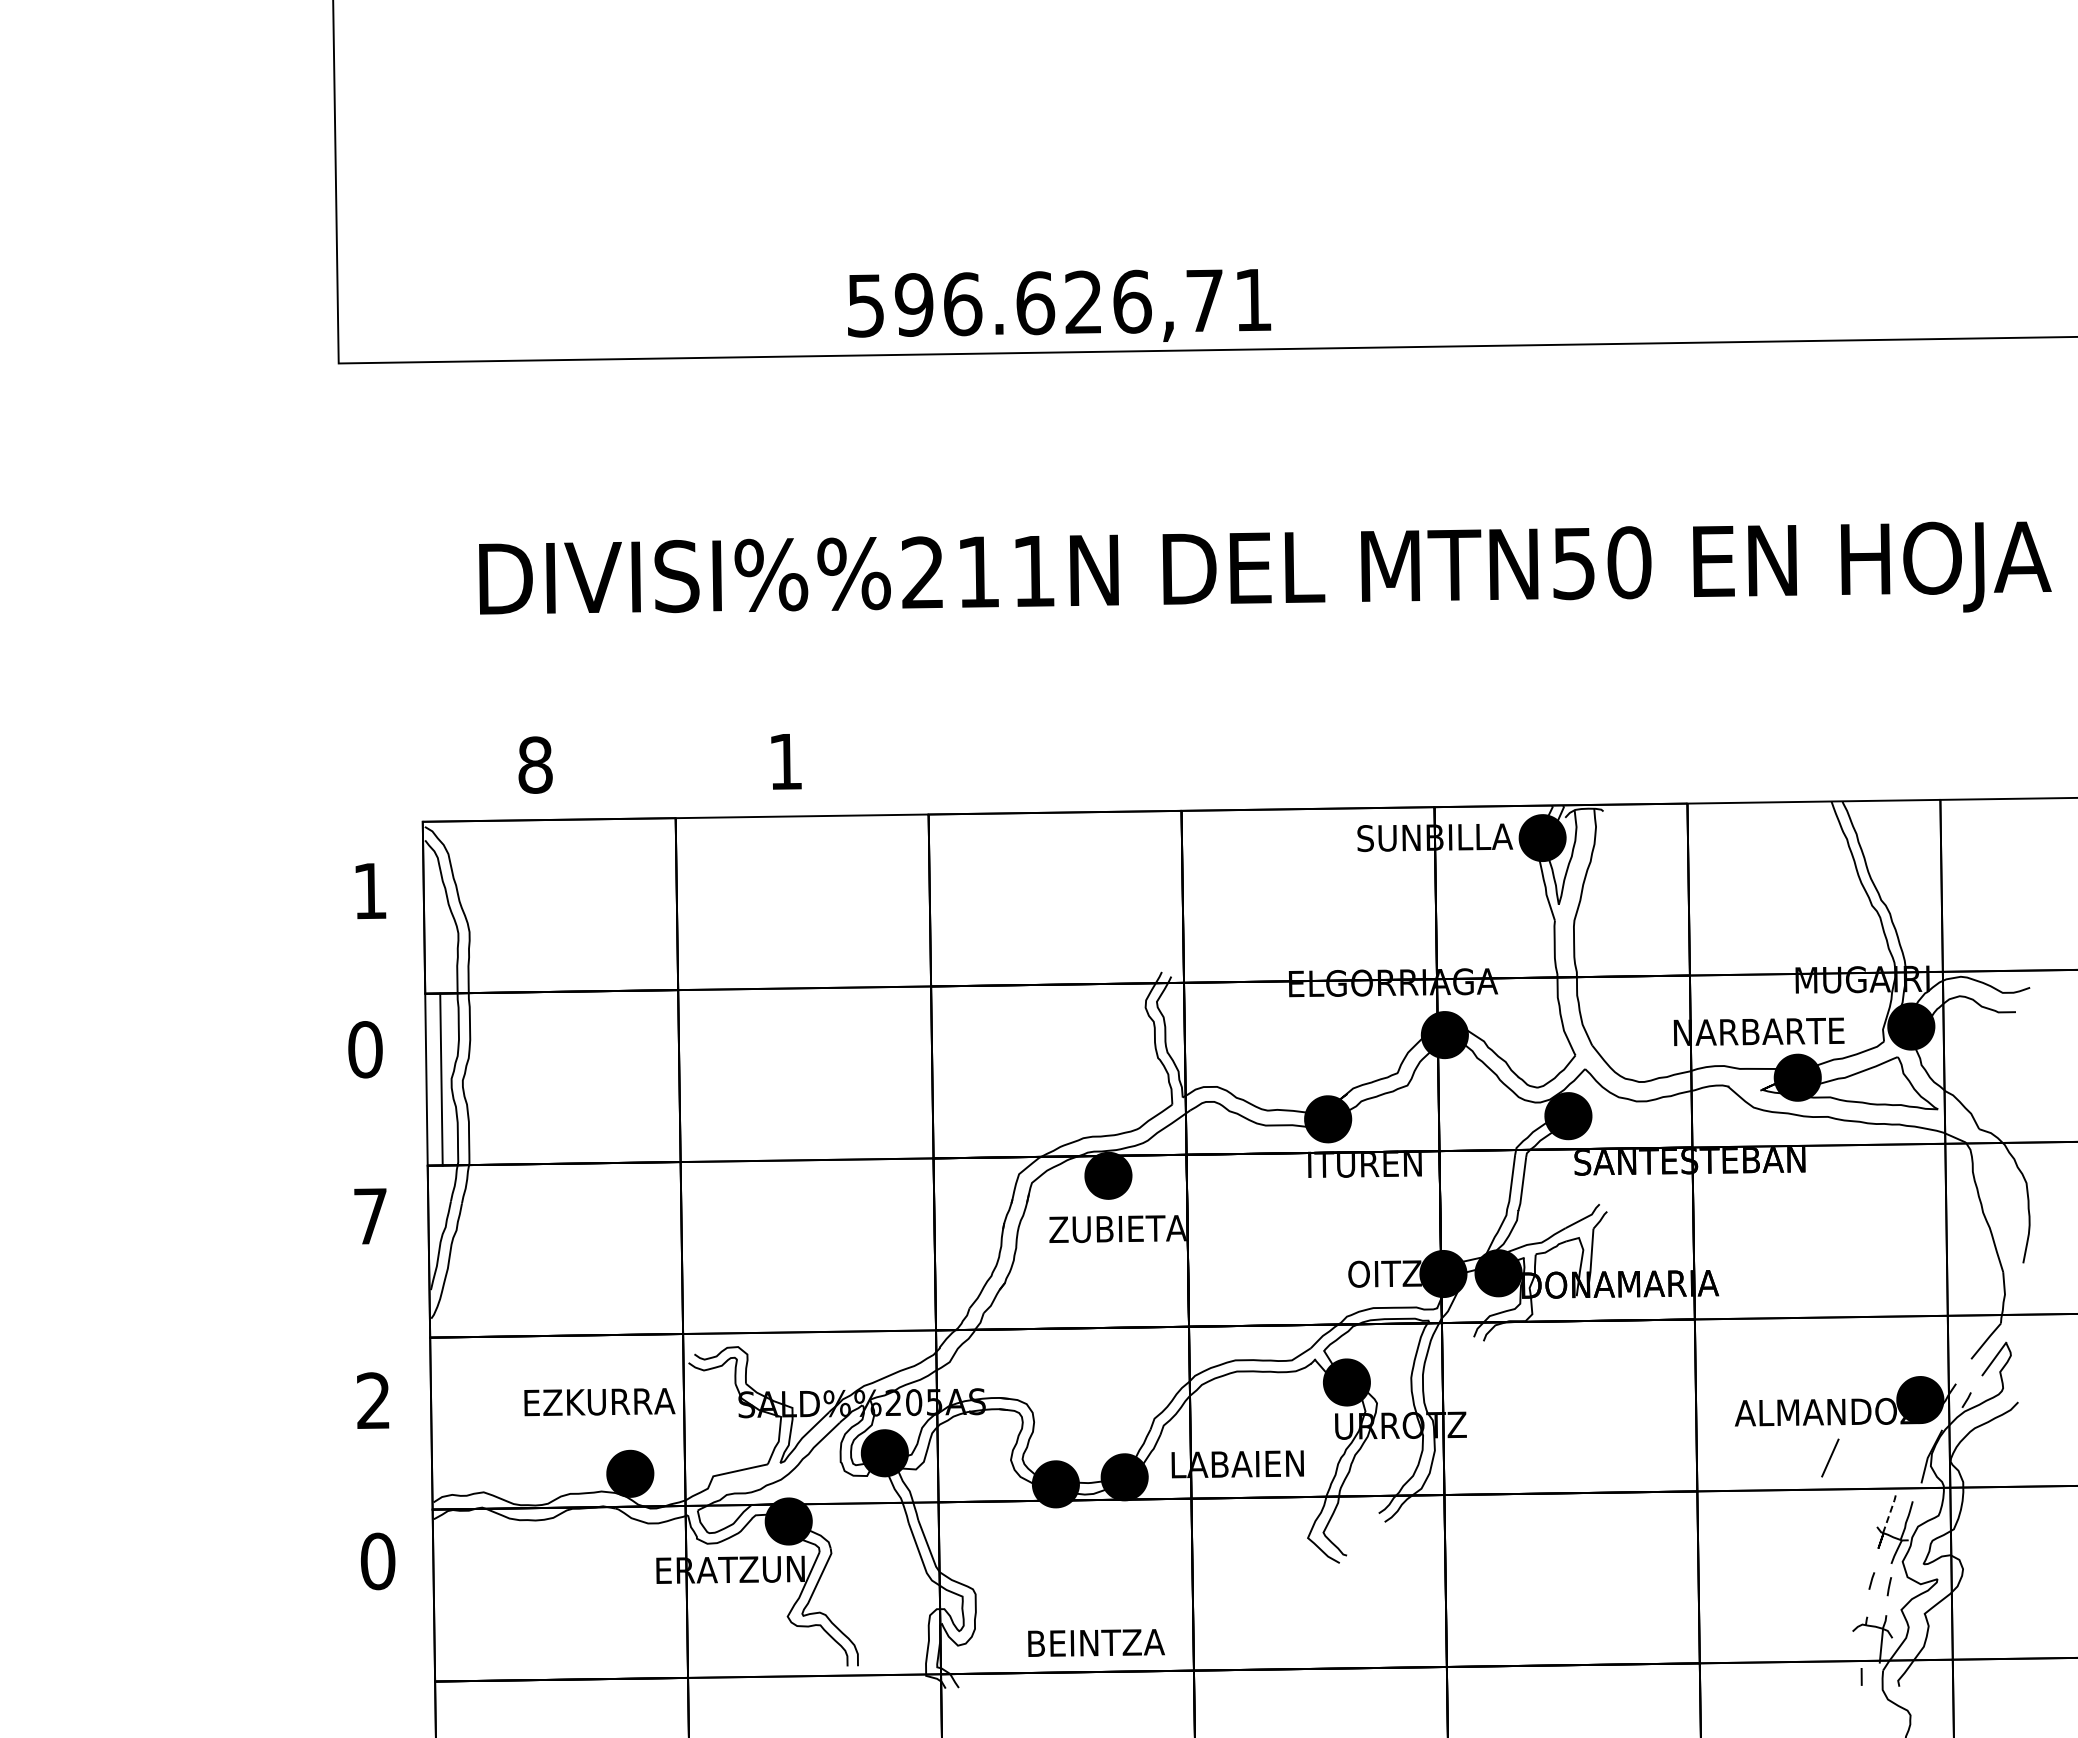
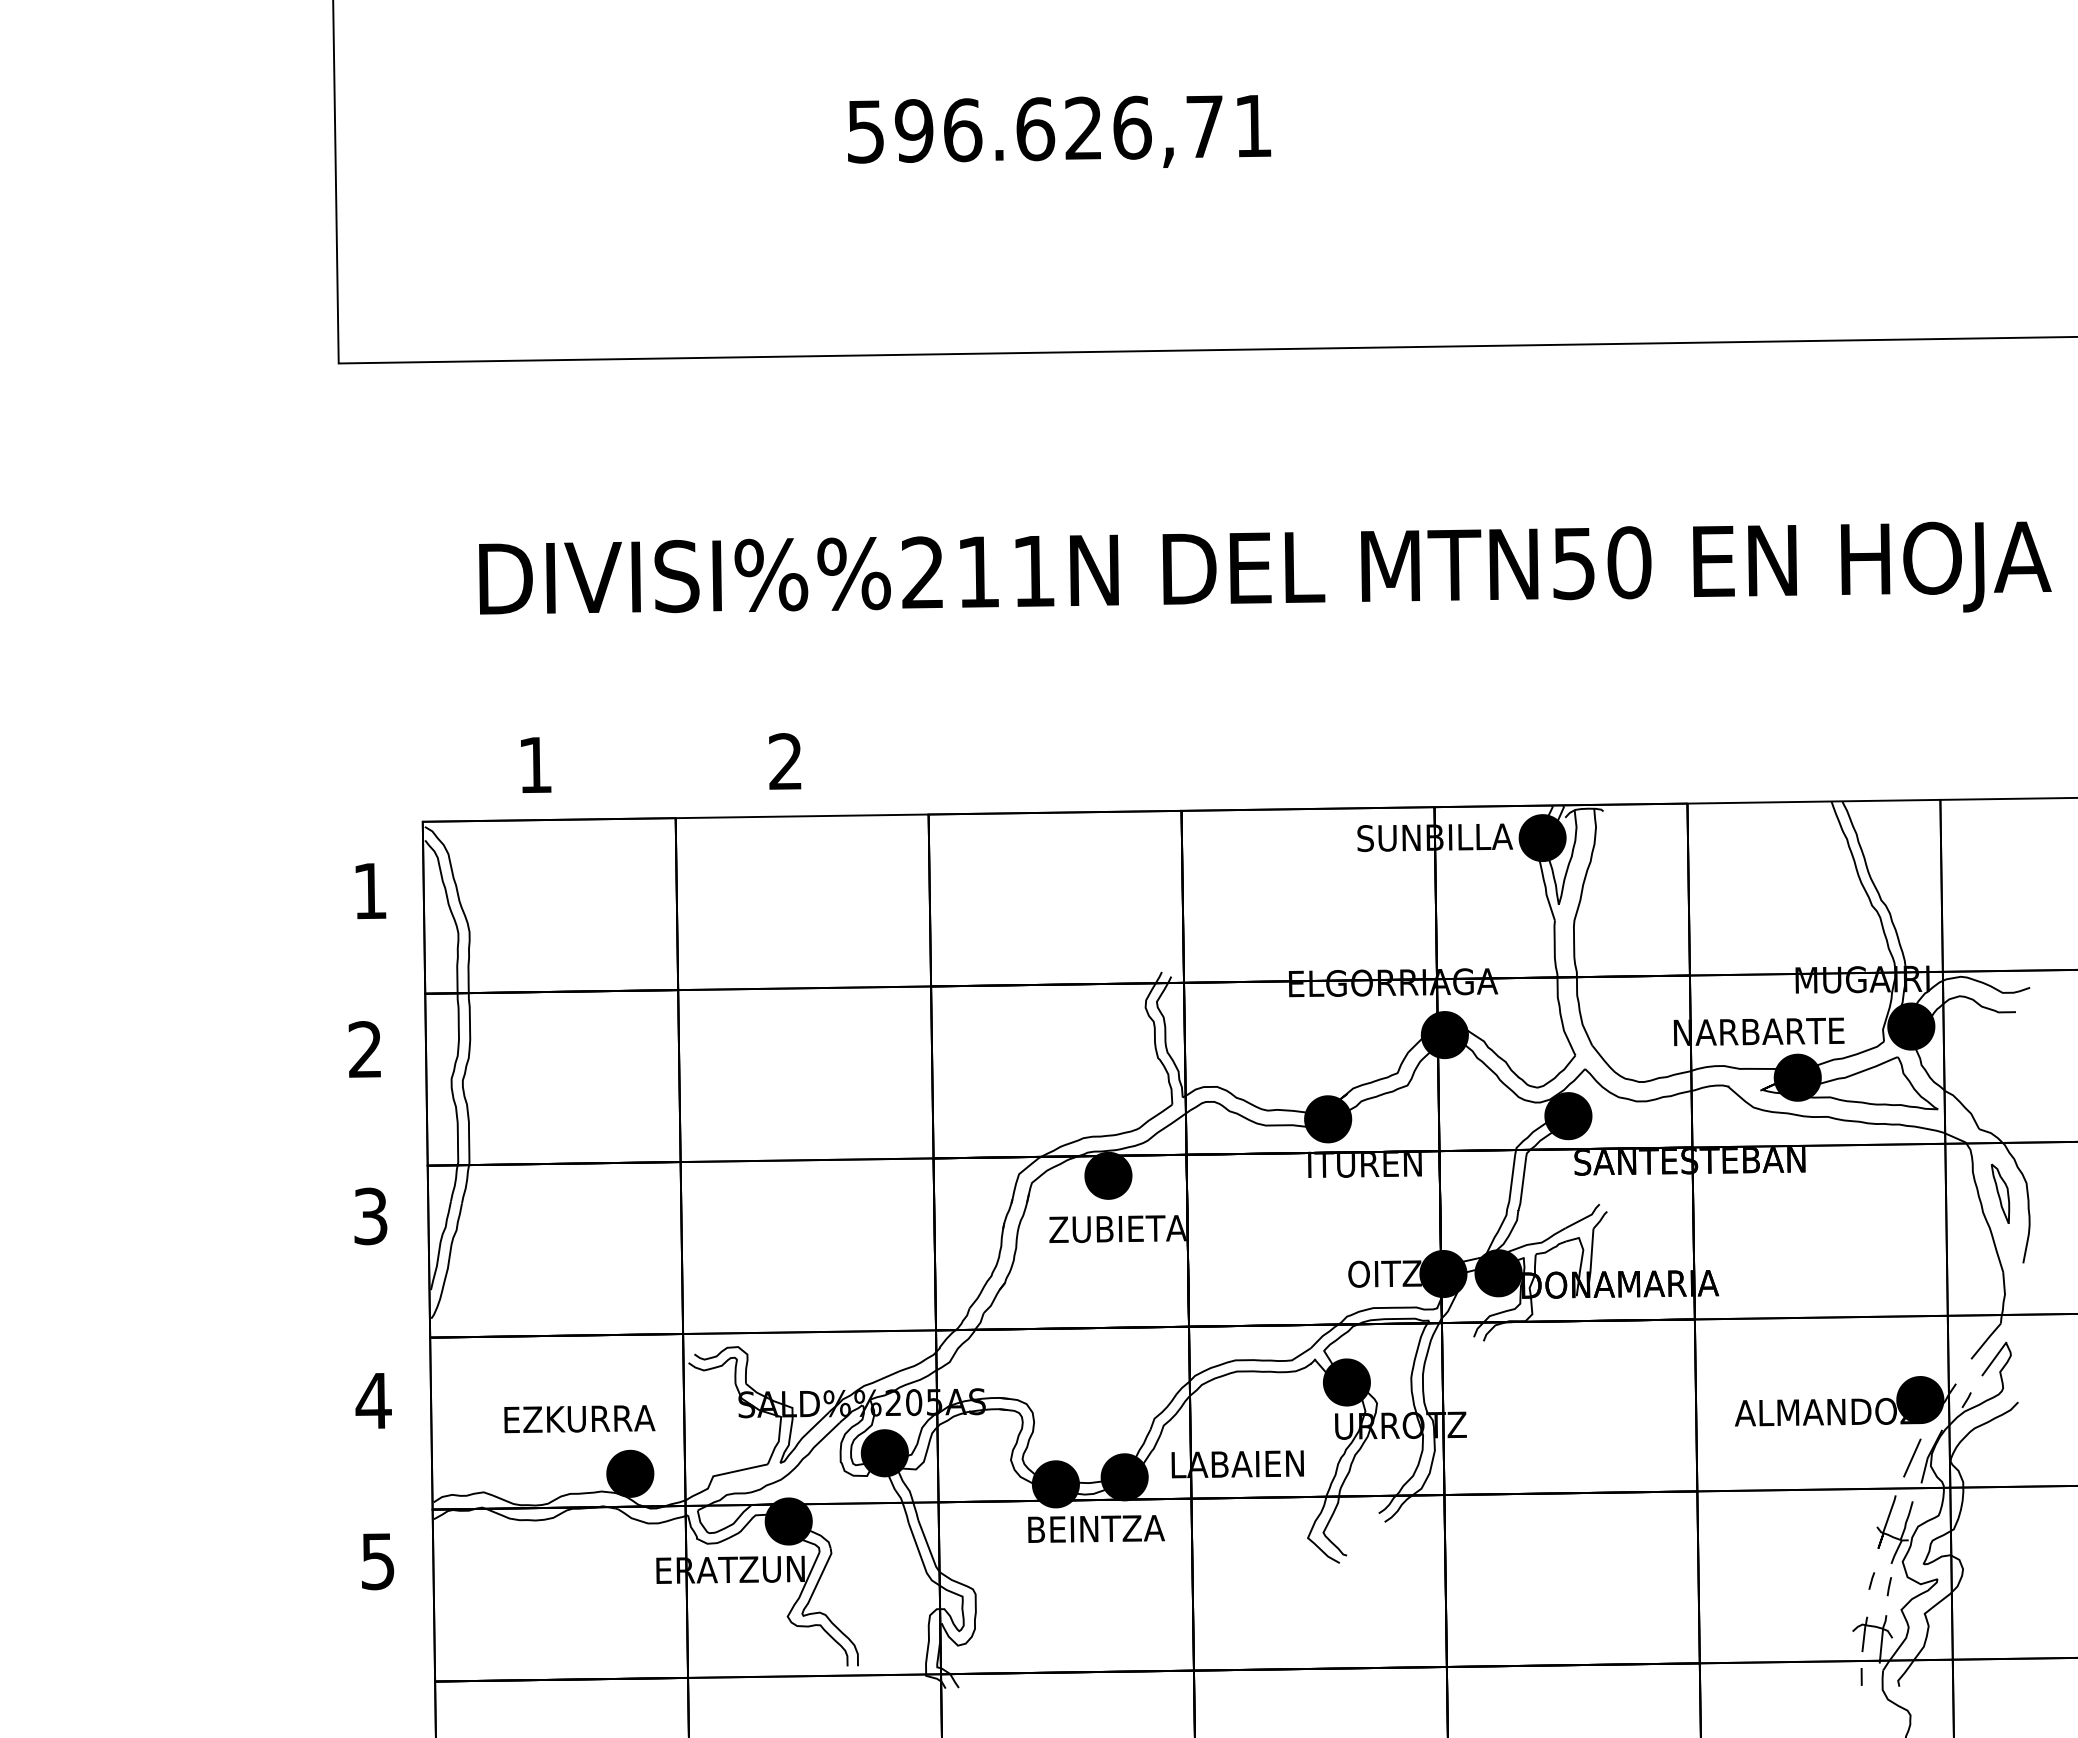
text position: (1059, 305) -> (1059, 131) (1059, 131)
text: 1 -> 2 (785, 761)
text: 8 -> 1 (535, 764)
text: 0 -> 2 (365, 1049)
line position: (441, 1079) -> (426, 1079) (426, 1079)
part: none -> present (2000, 1193)
text: 7 -> 3 (370, 1216)
text: 2 -> 4 (373, 1400)
text position: (599, 1402) -> (579, 1419) (579, 1419)
line position: (1830, 1457) -> (1912, 1457) (1912, 1457)
line: dashed -> solid (1889, 1514)
text: 0 -> 5 (377, 1561)
line: none -> present (1863, 1638)
text position: (1096, 1642) -> (1096, 1528) (1096, 1528)
